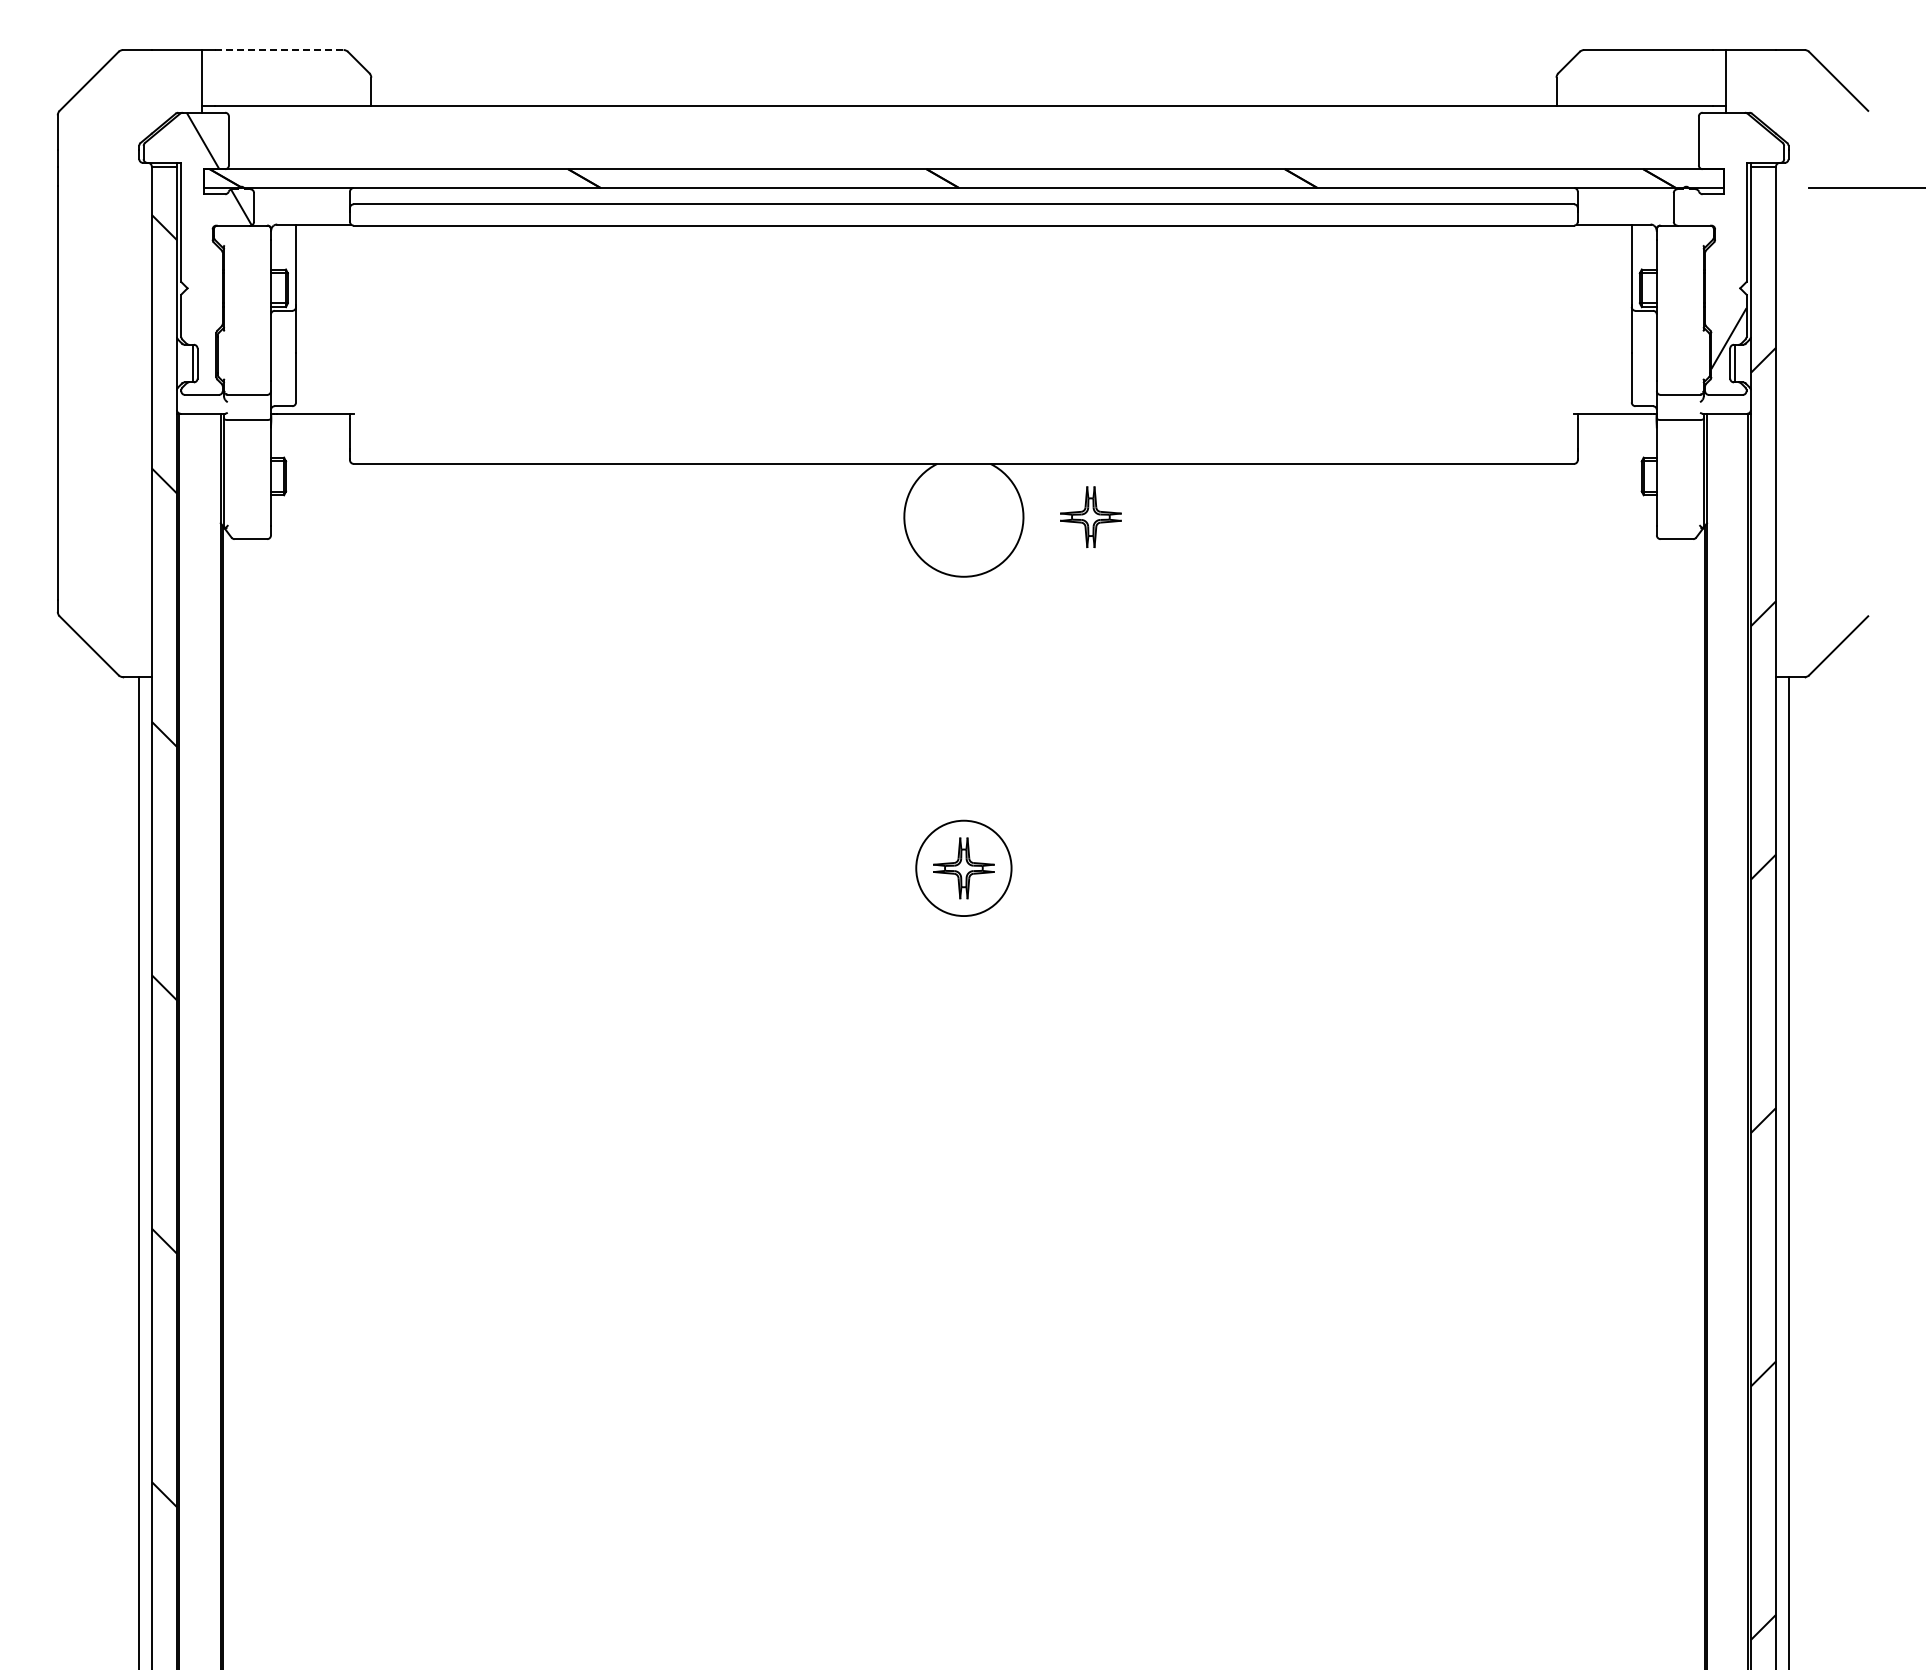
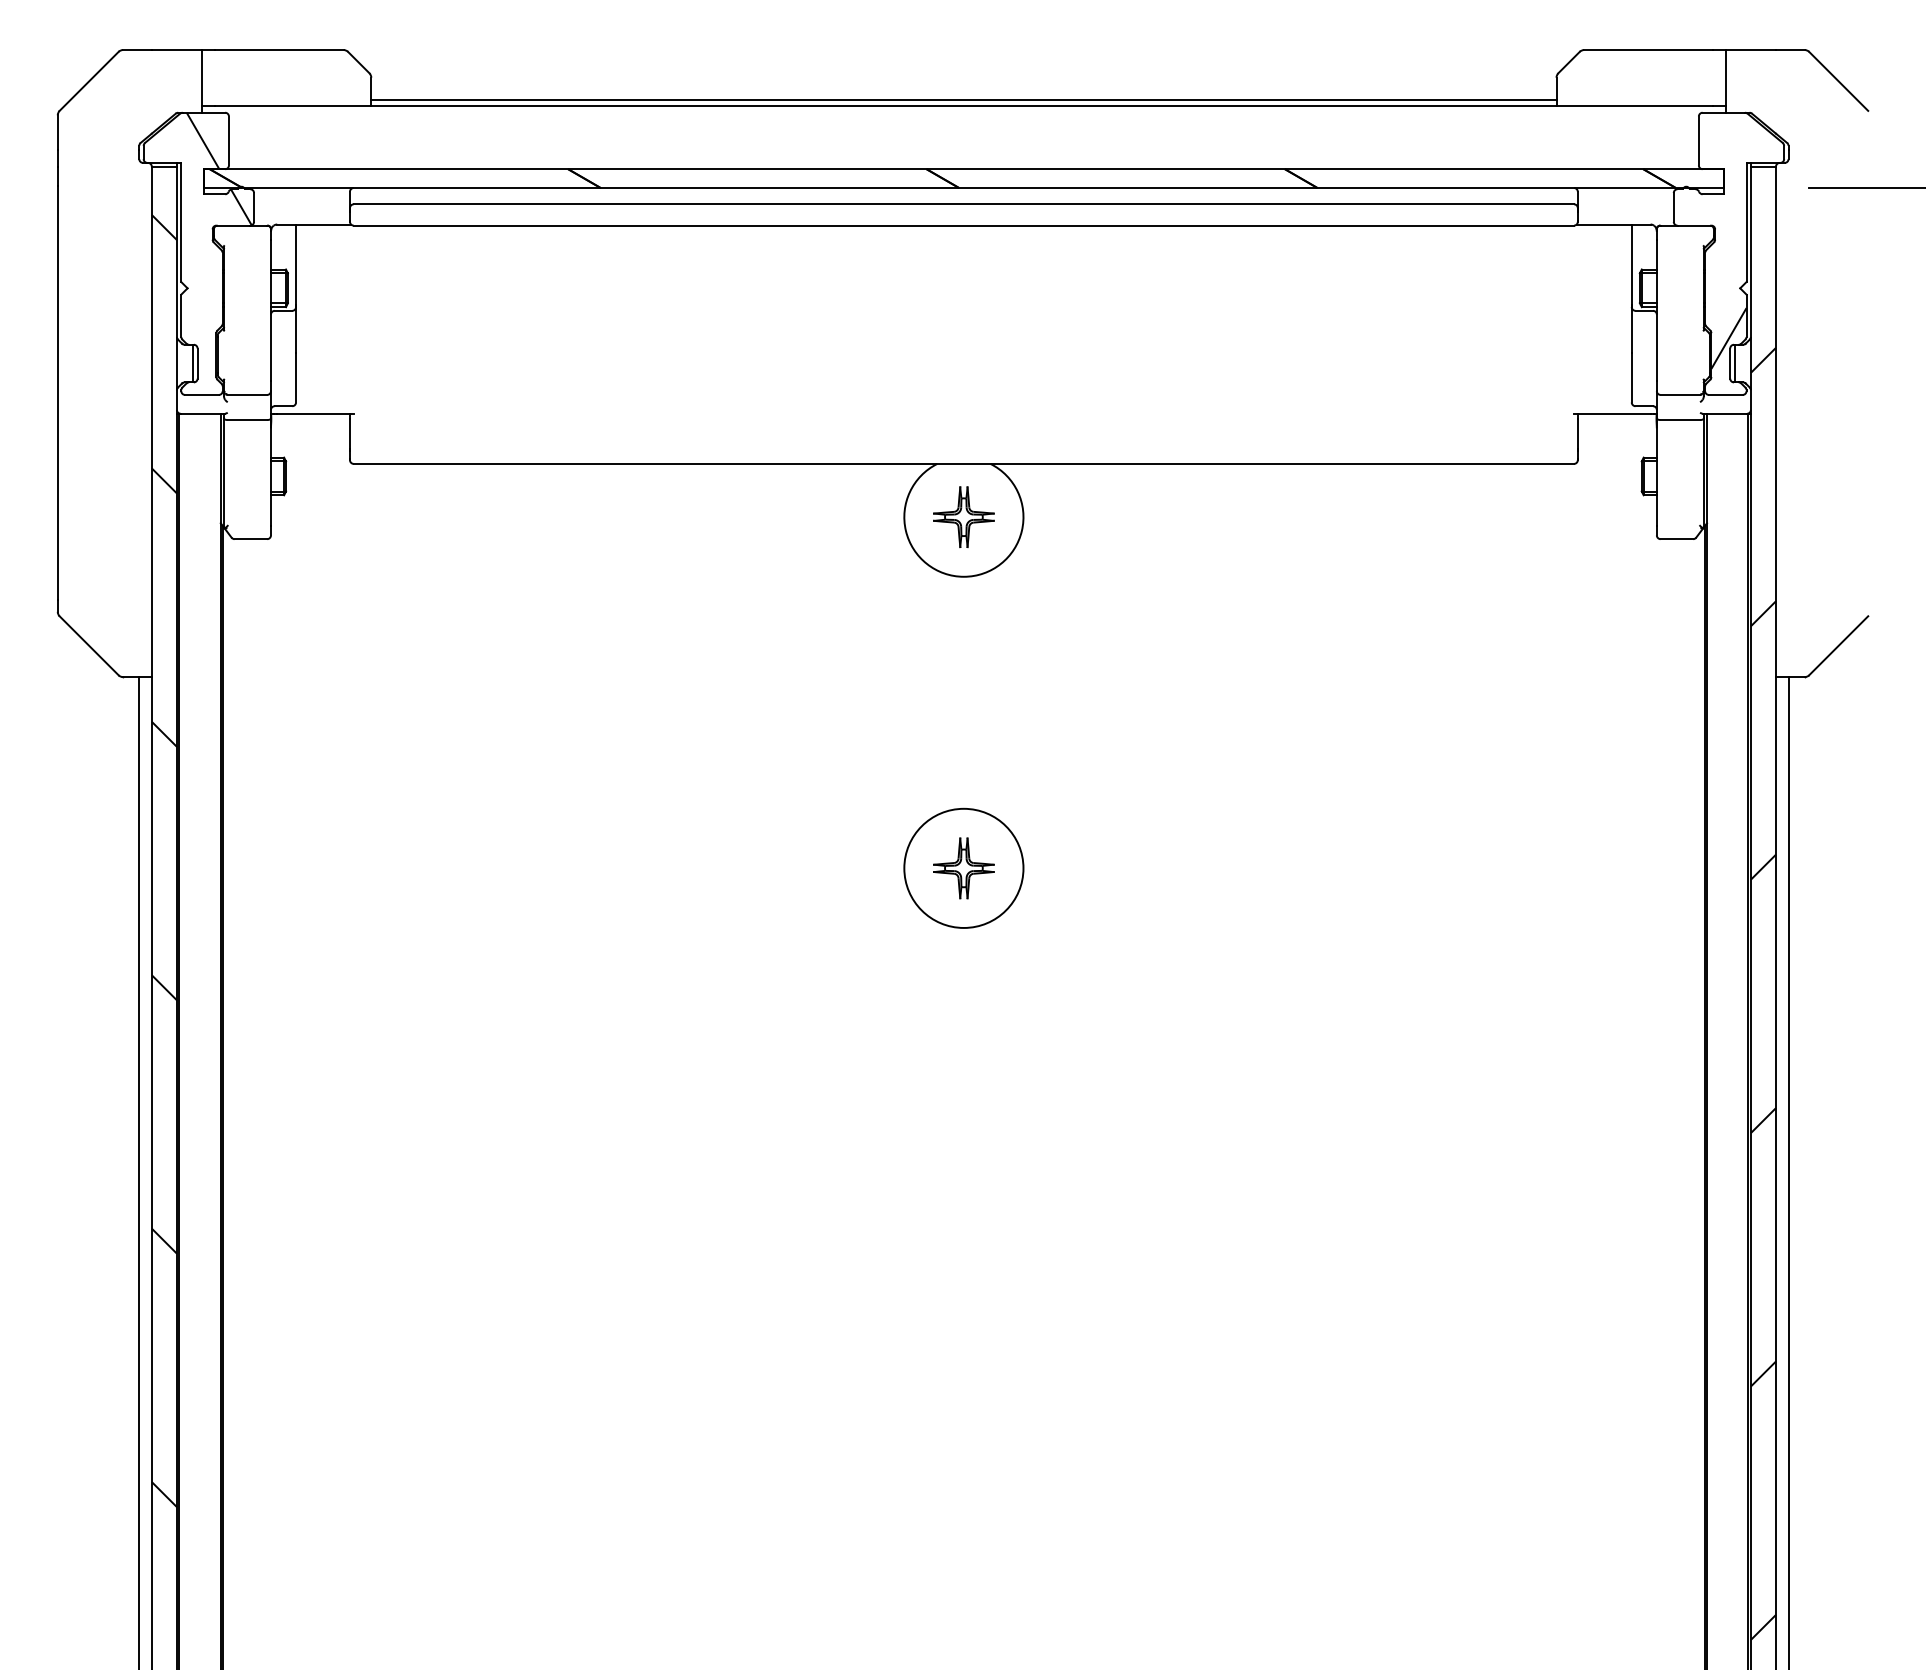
line: dashed -> solid (279, 50)
line: none -> present (963, 100)
part position: (1090, 517) -> (963, 517) (963, 517)
circle diameter: 95 px -> 119 px (963, 867)
